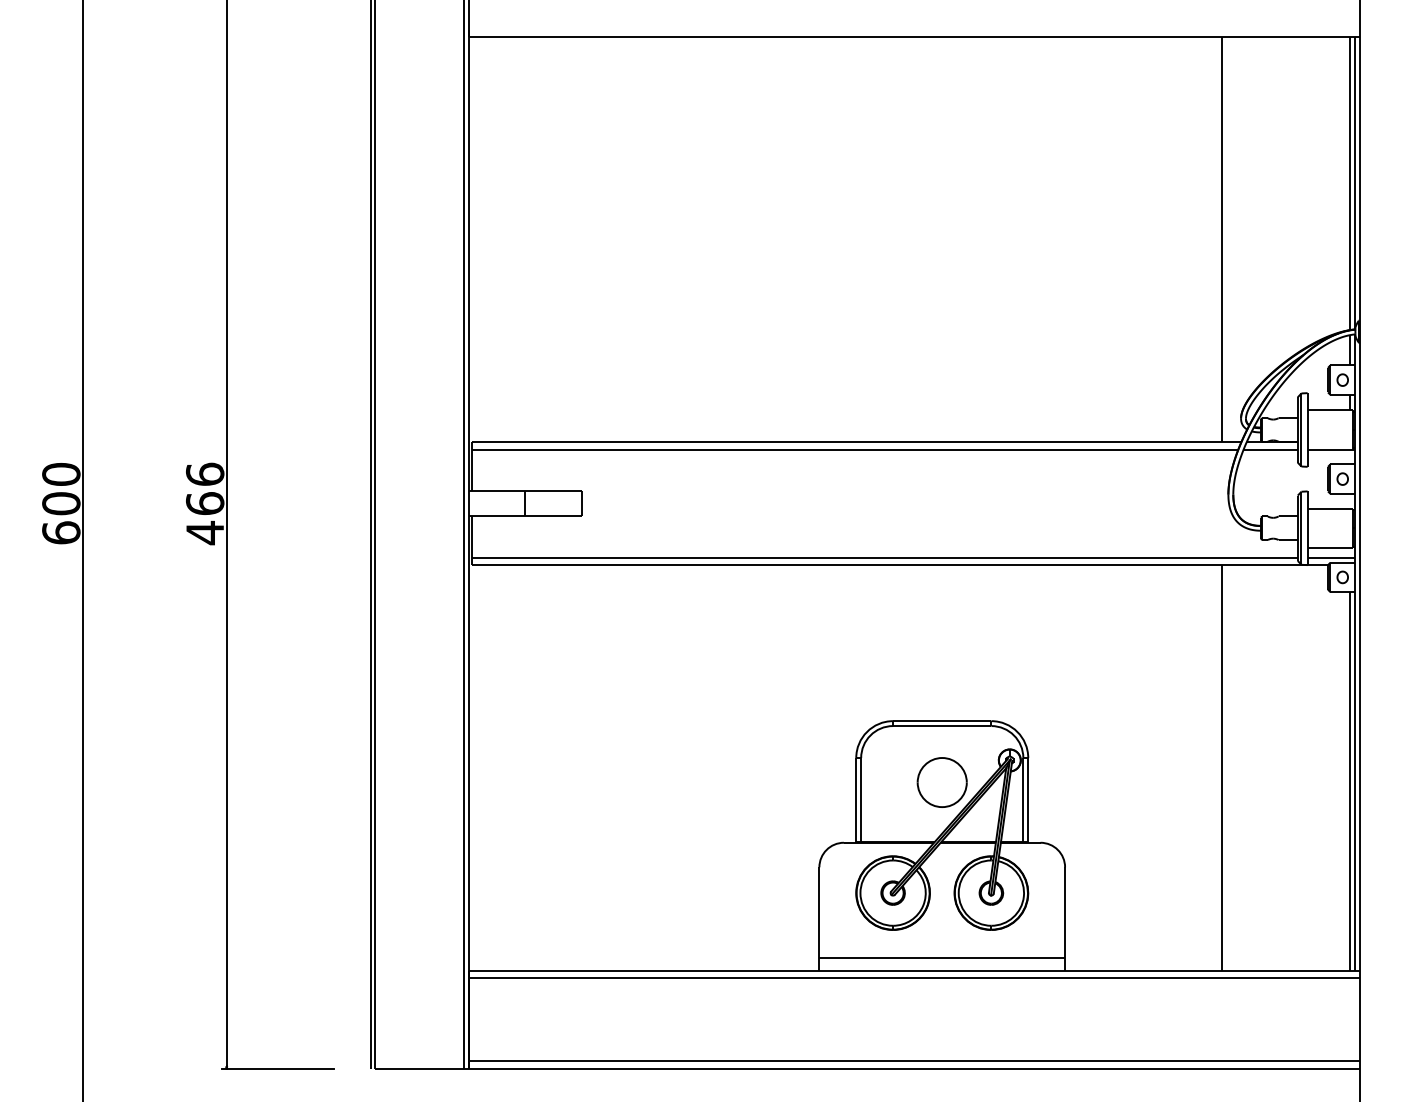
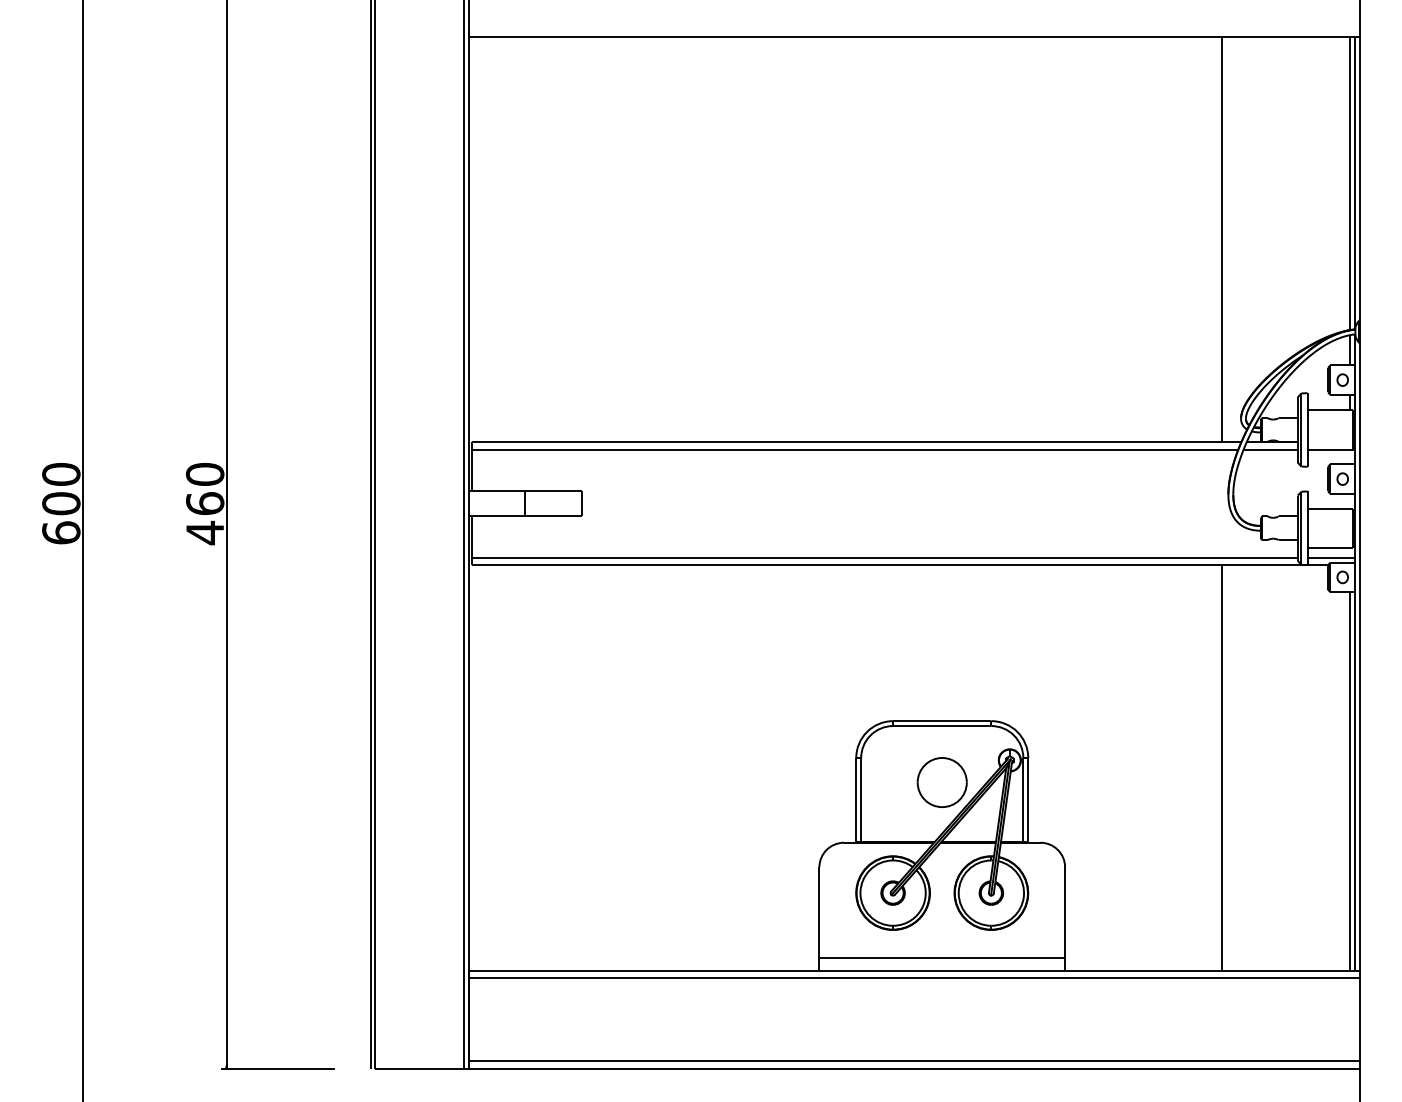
text: 466 -> 460 (205, 473)
